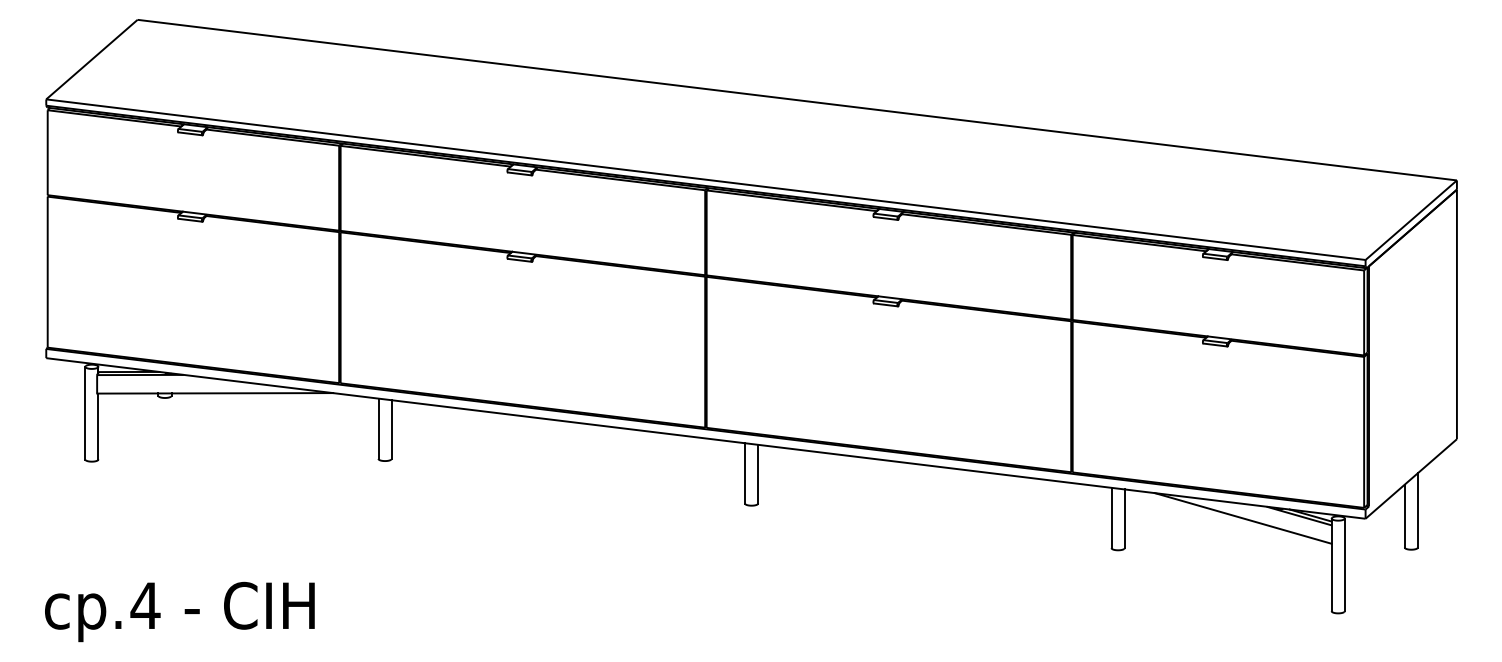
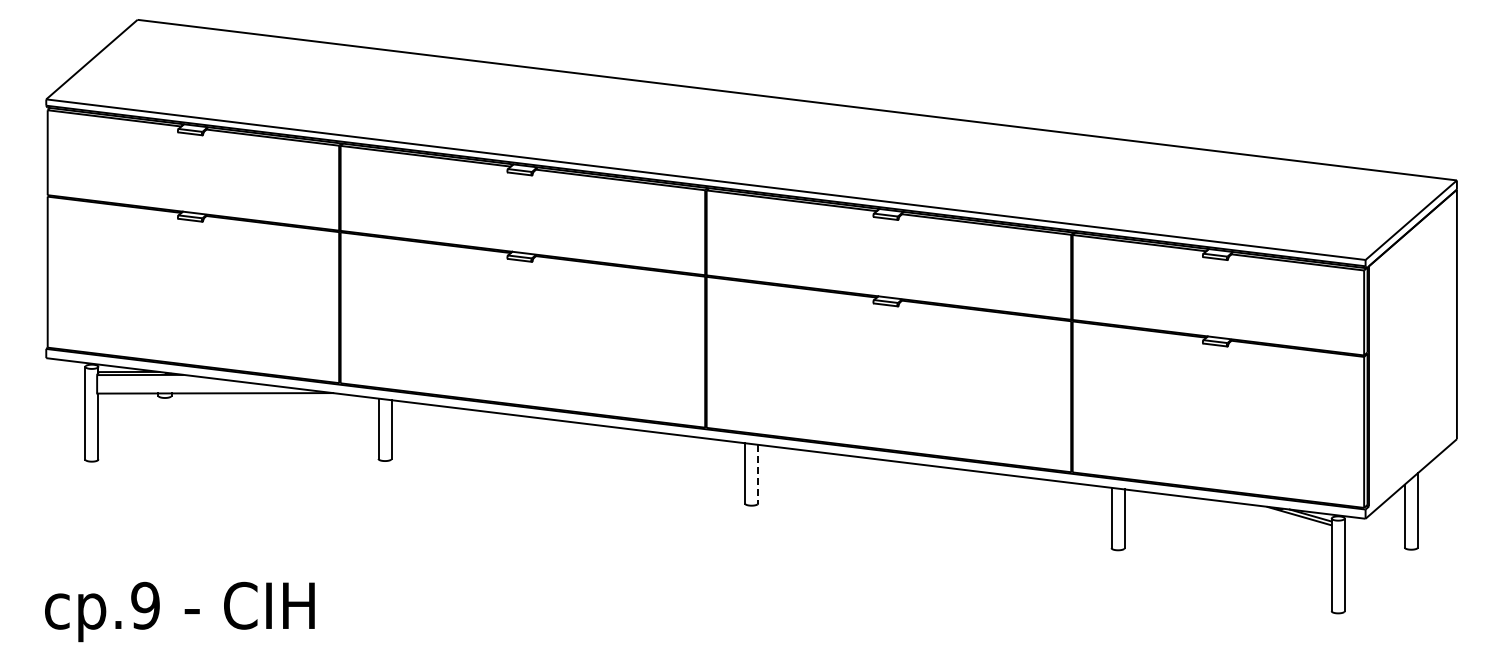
line: solid -> dashed (758, 474)
line: present -> none (1242, 518)
text: cp.4 -> cp.9 (145, 605)
